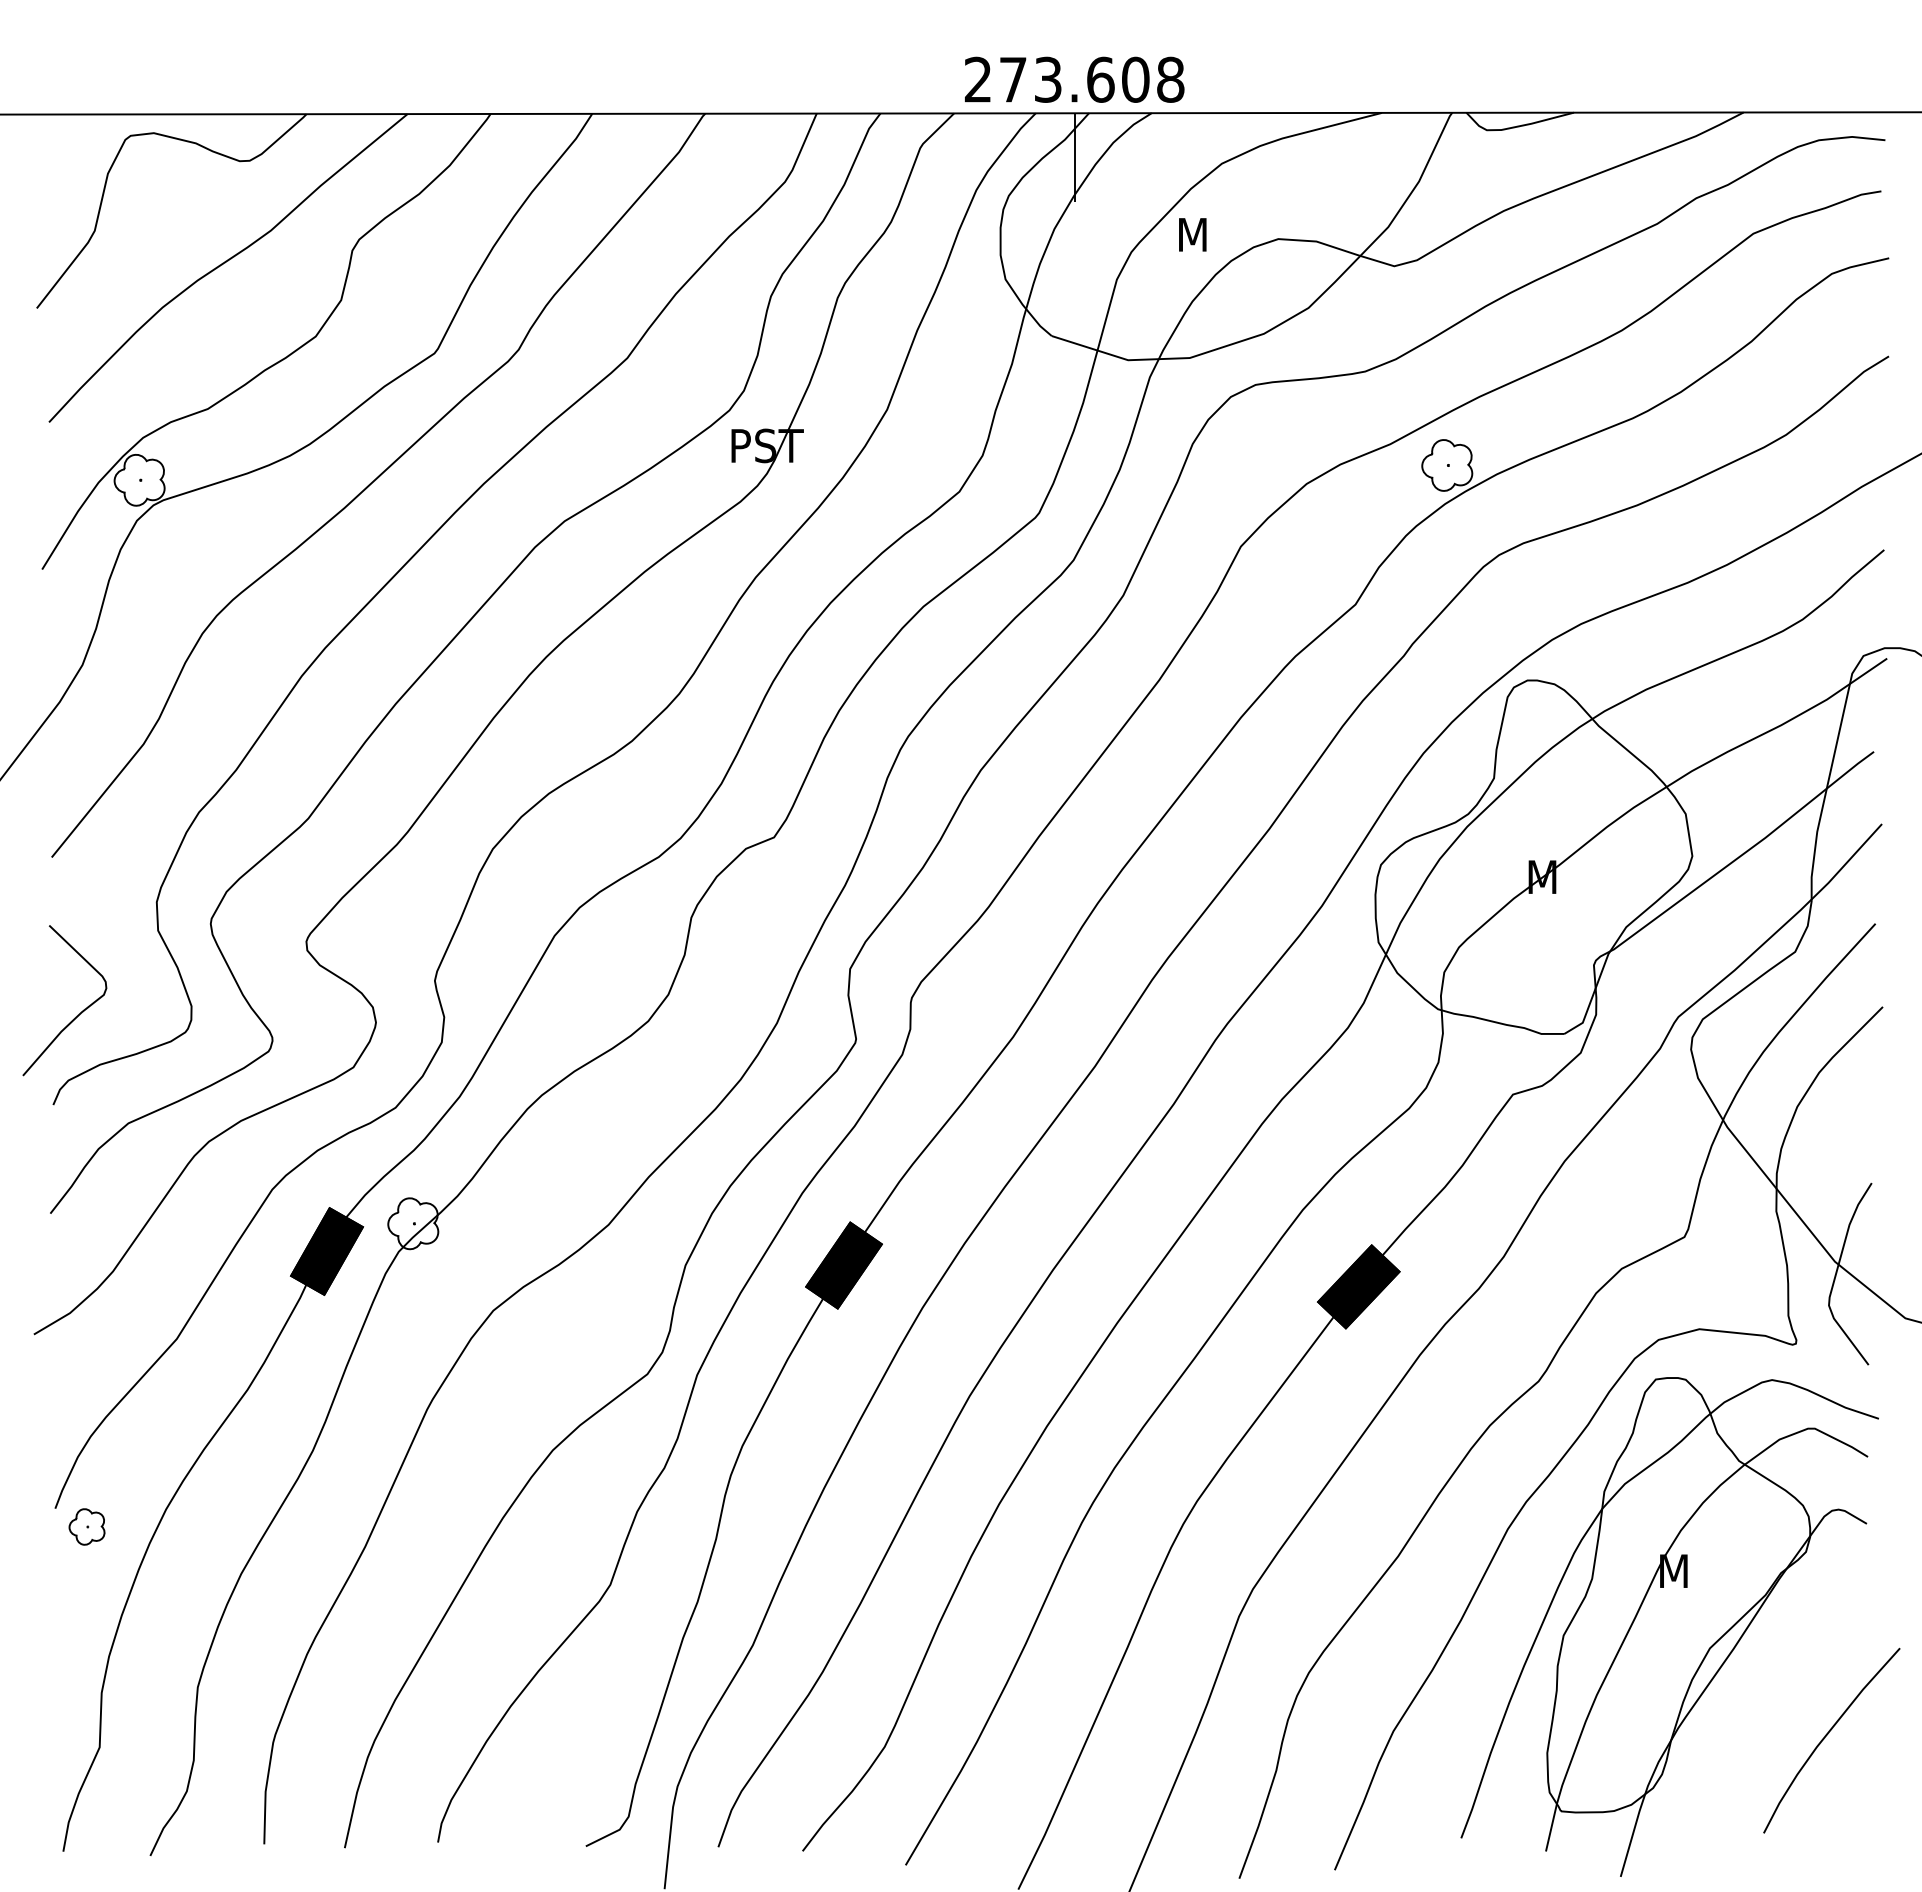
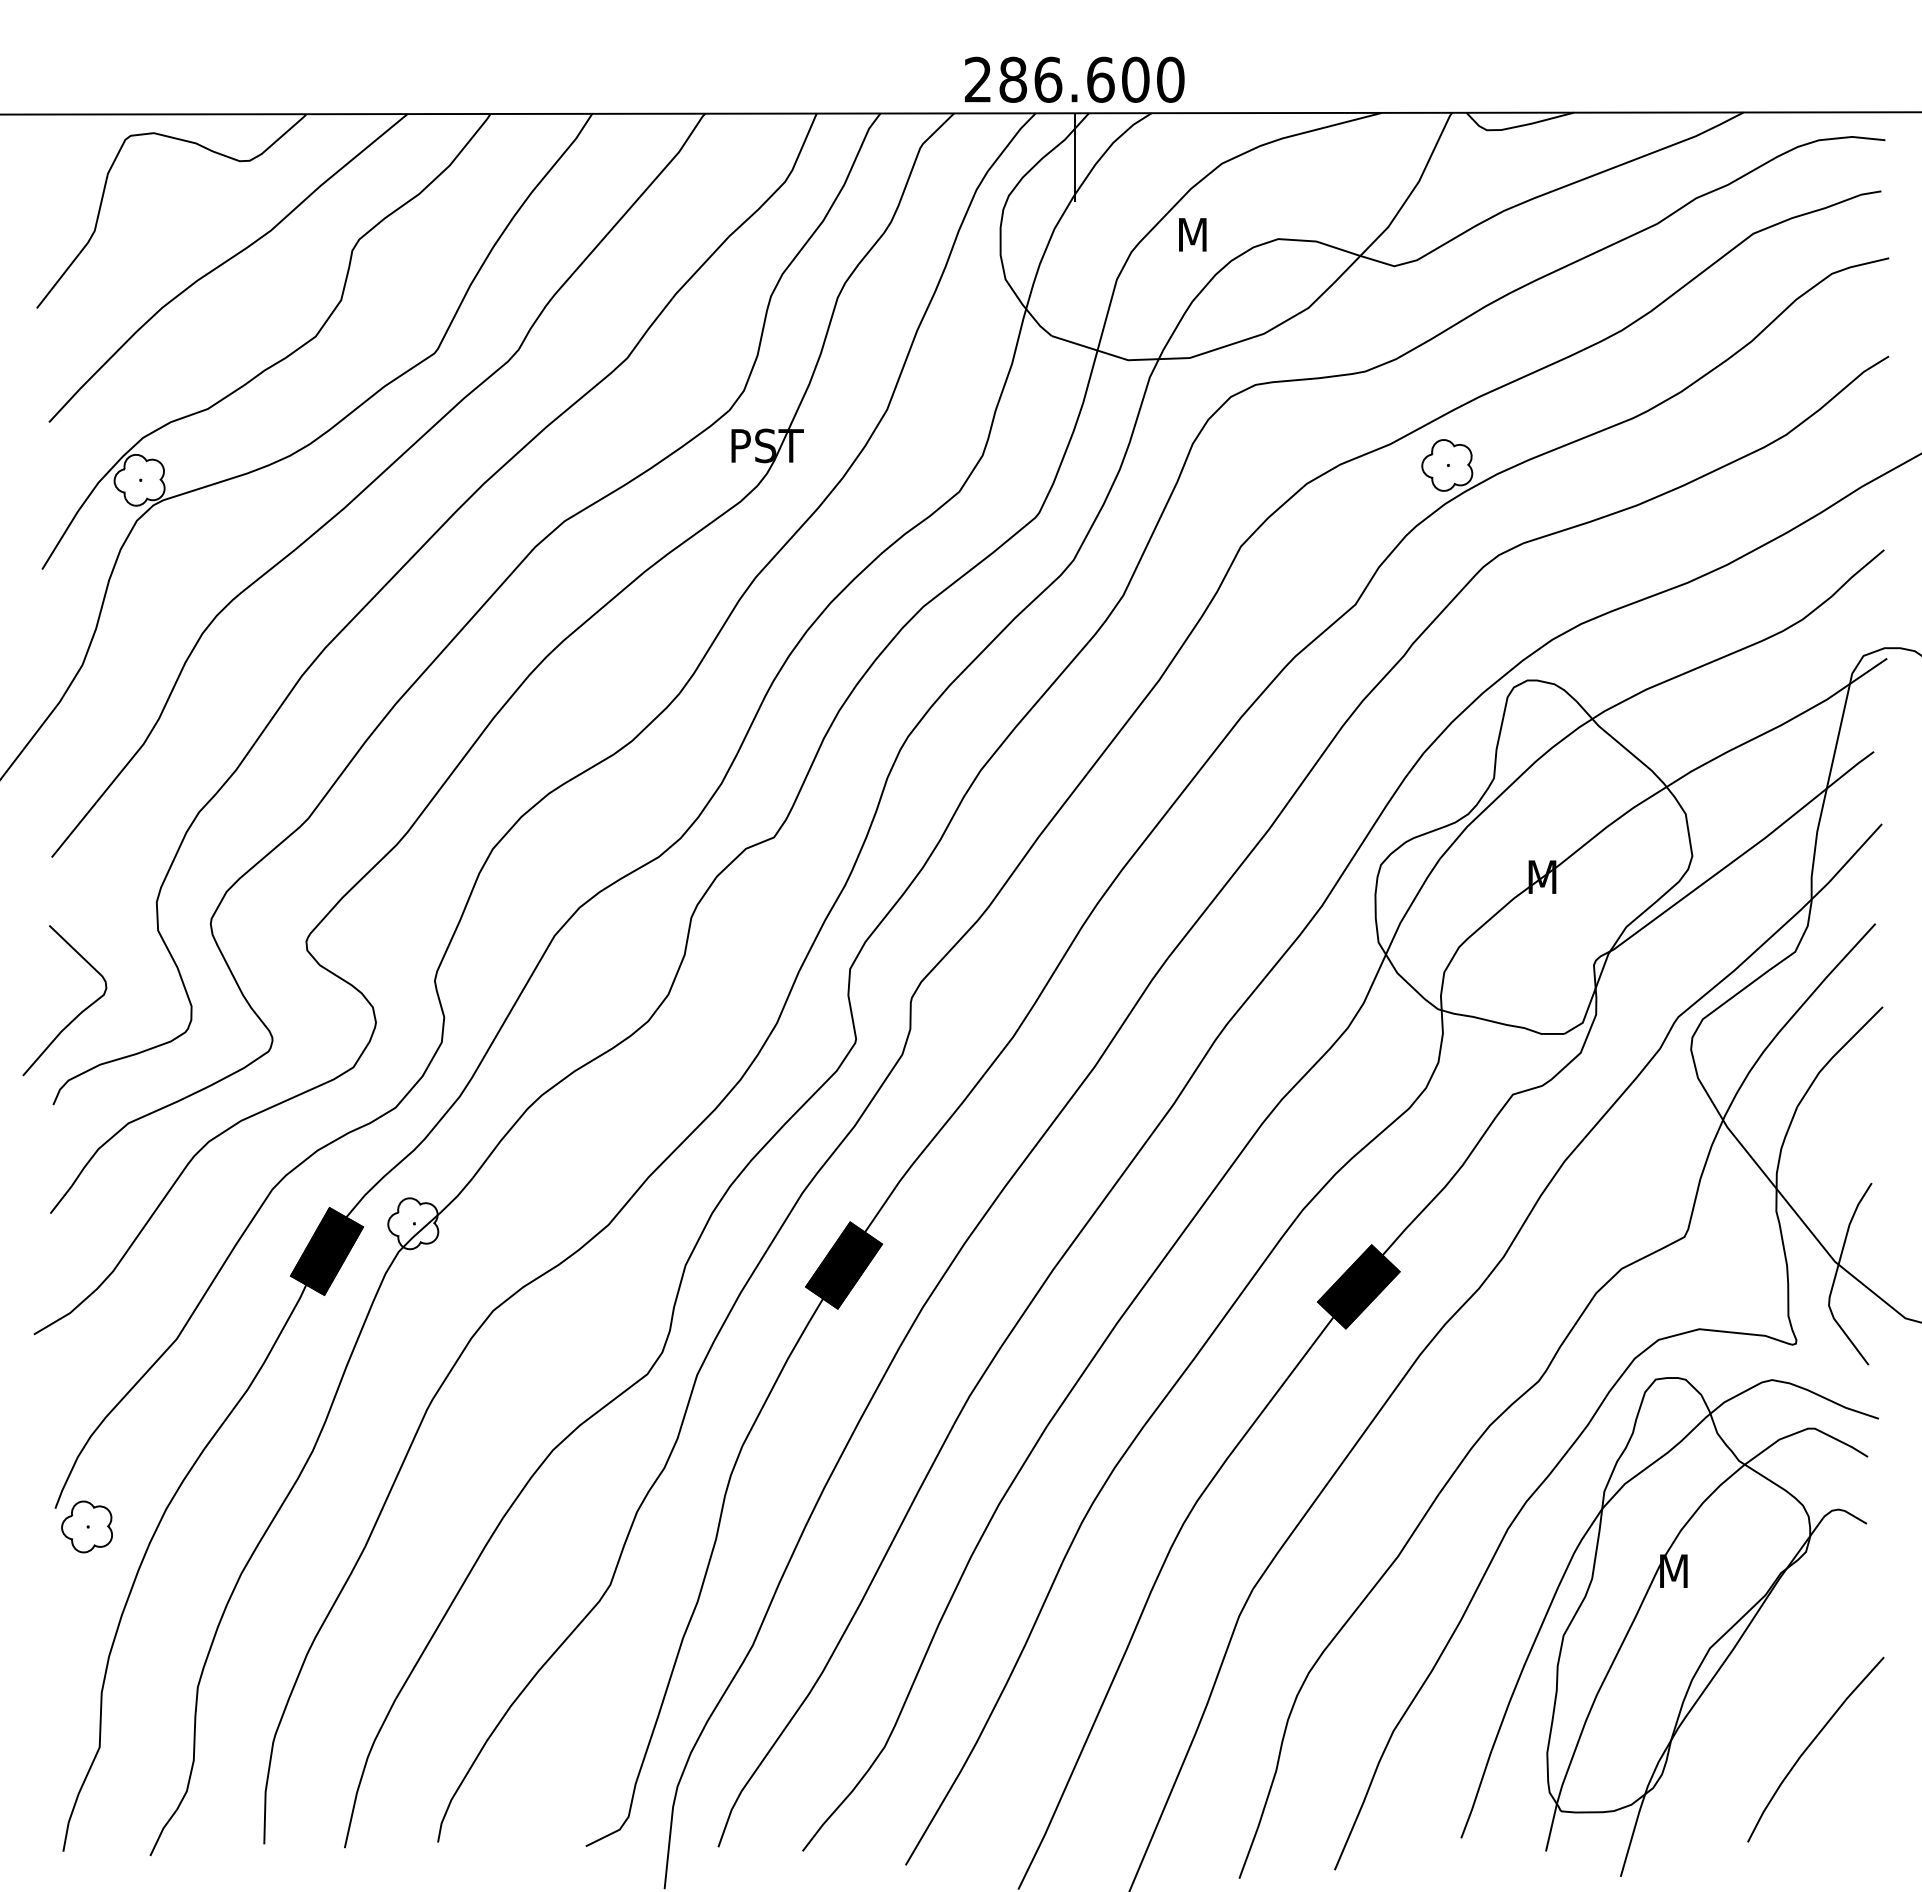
text: 273.608 -> 286.600 (1091, 79)
part size: 38x38 px -> 52x54 px (86, 1526)
curve position: (1827, 1735) -> (1811, 1744) (1811, 1744)
